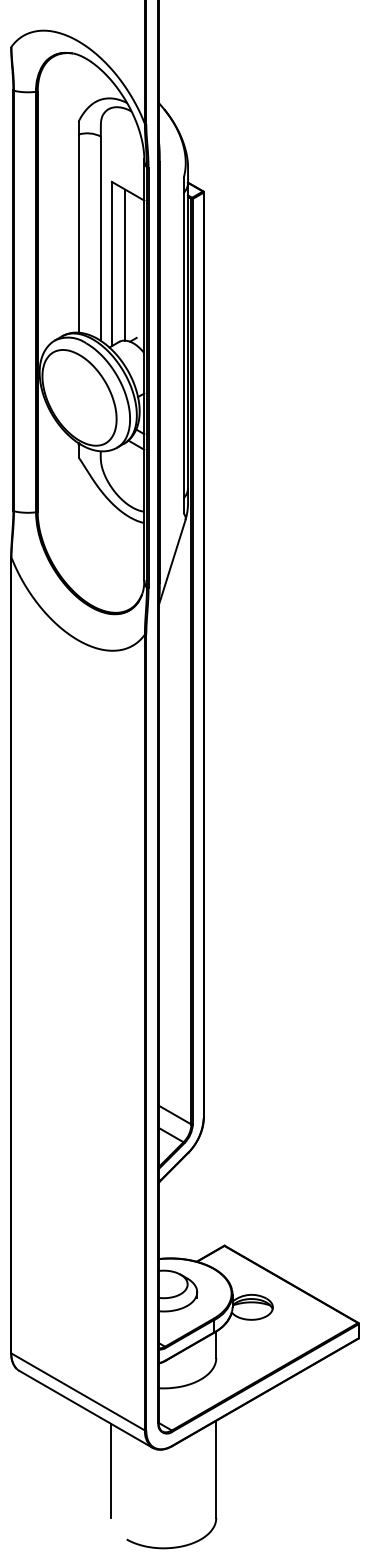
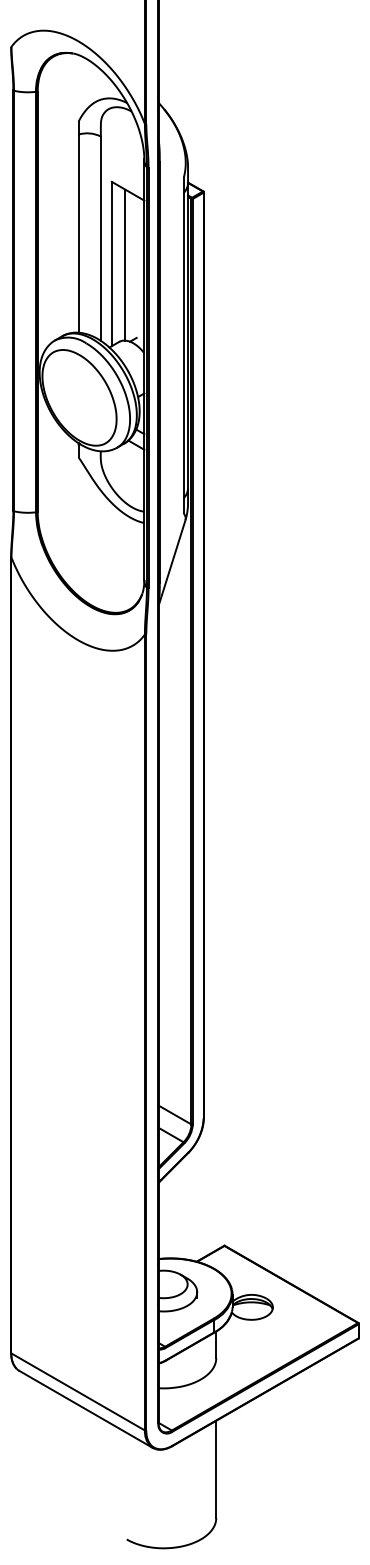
line: present -> none (111, 1471)
